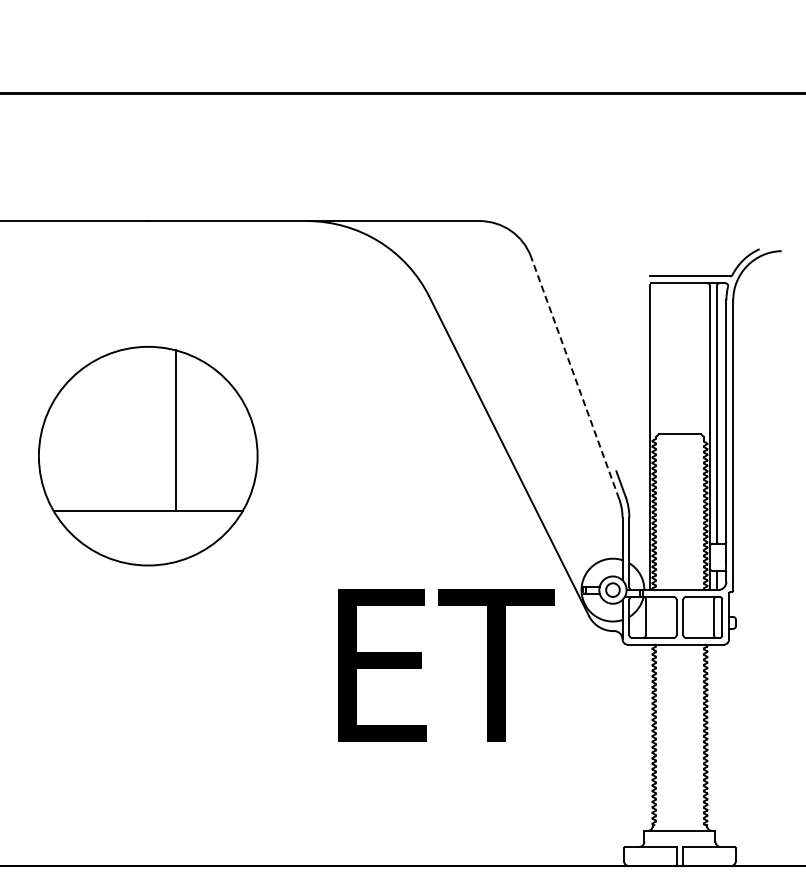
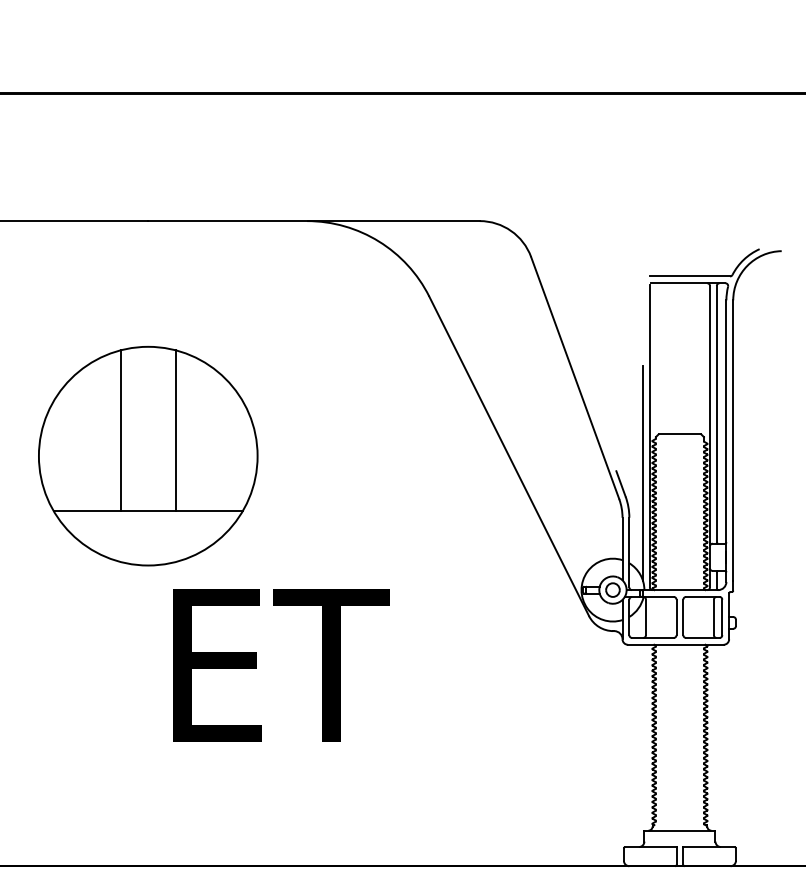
line: dashed -> solid (575, 378)
line: none -> present (120, 430)
line: none -> present (643, 472)
text position: (446, 665) -> (281, 665) (281, 665)
